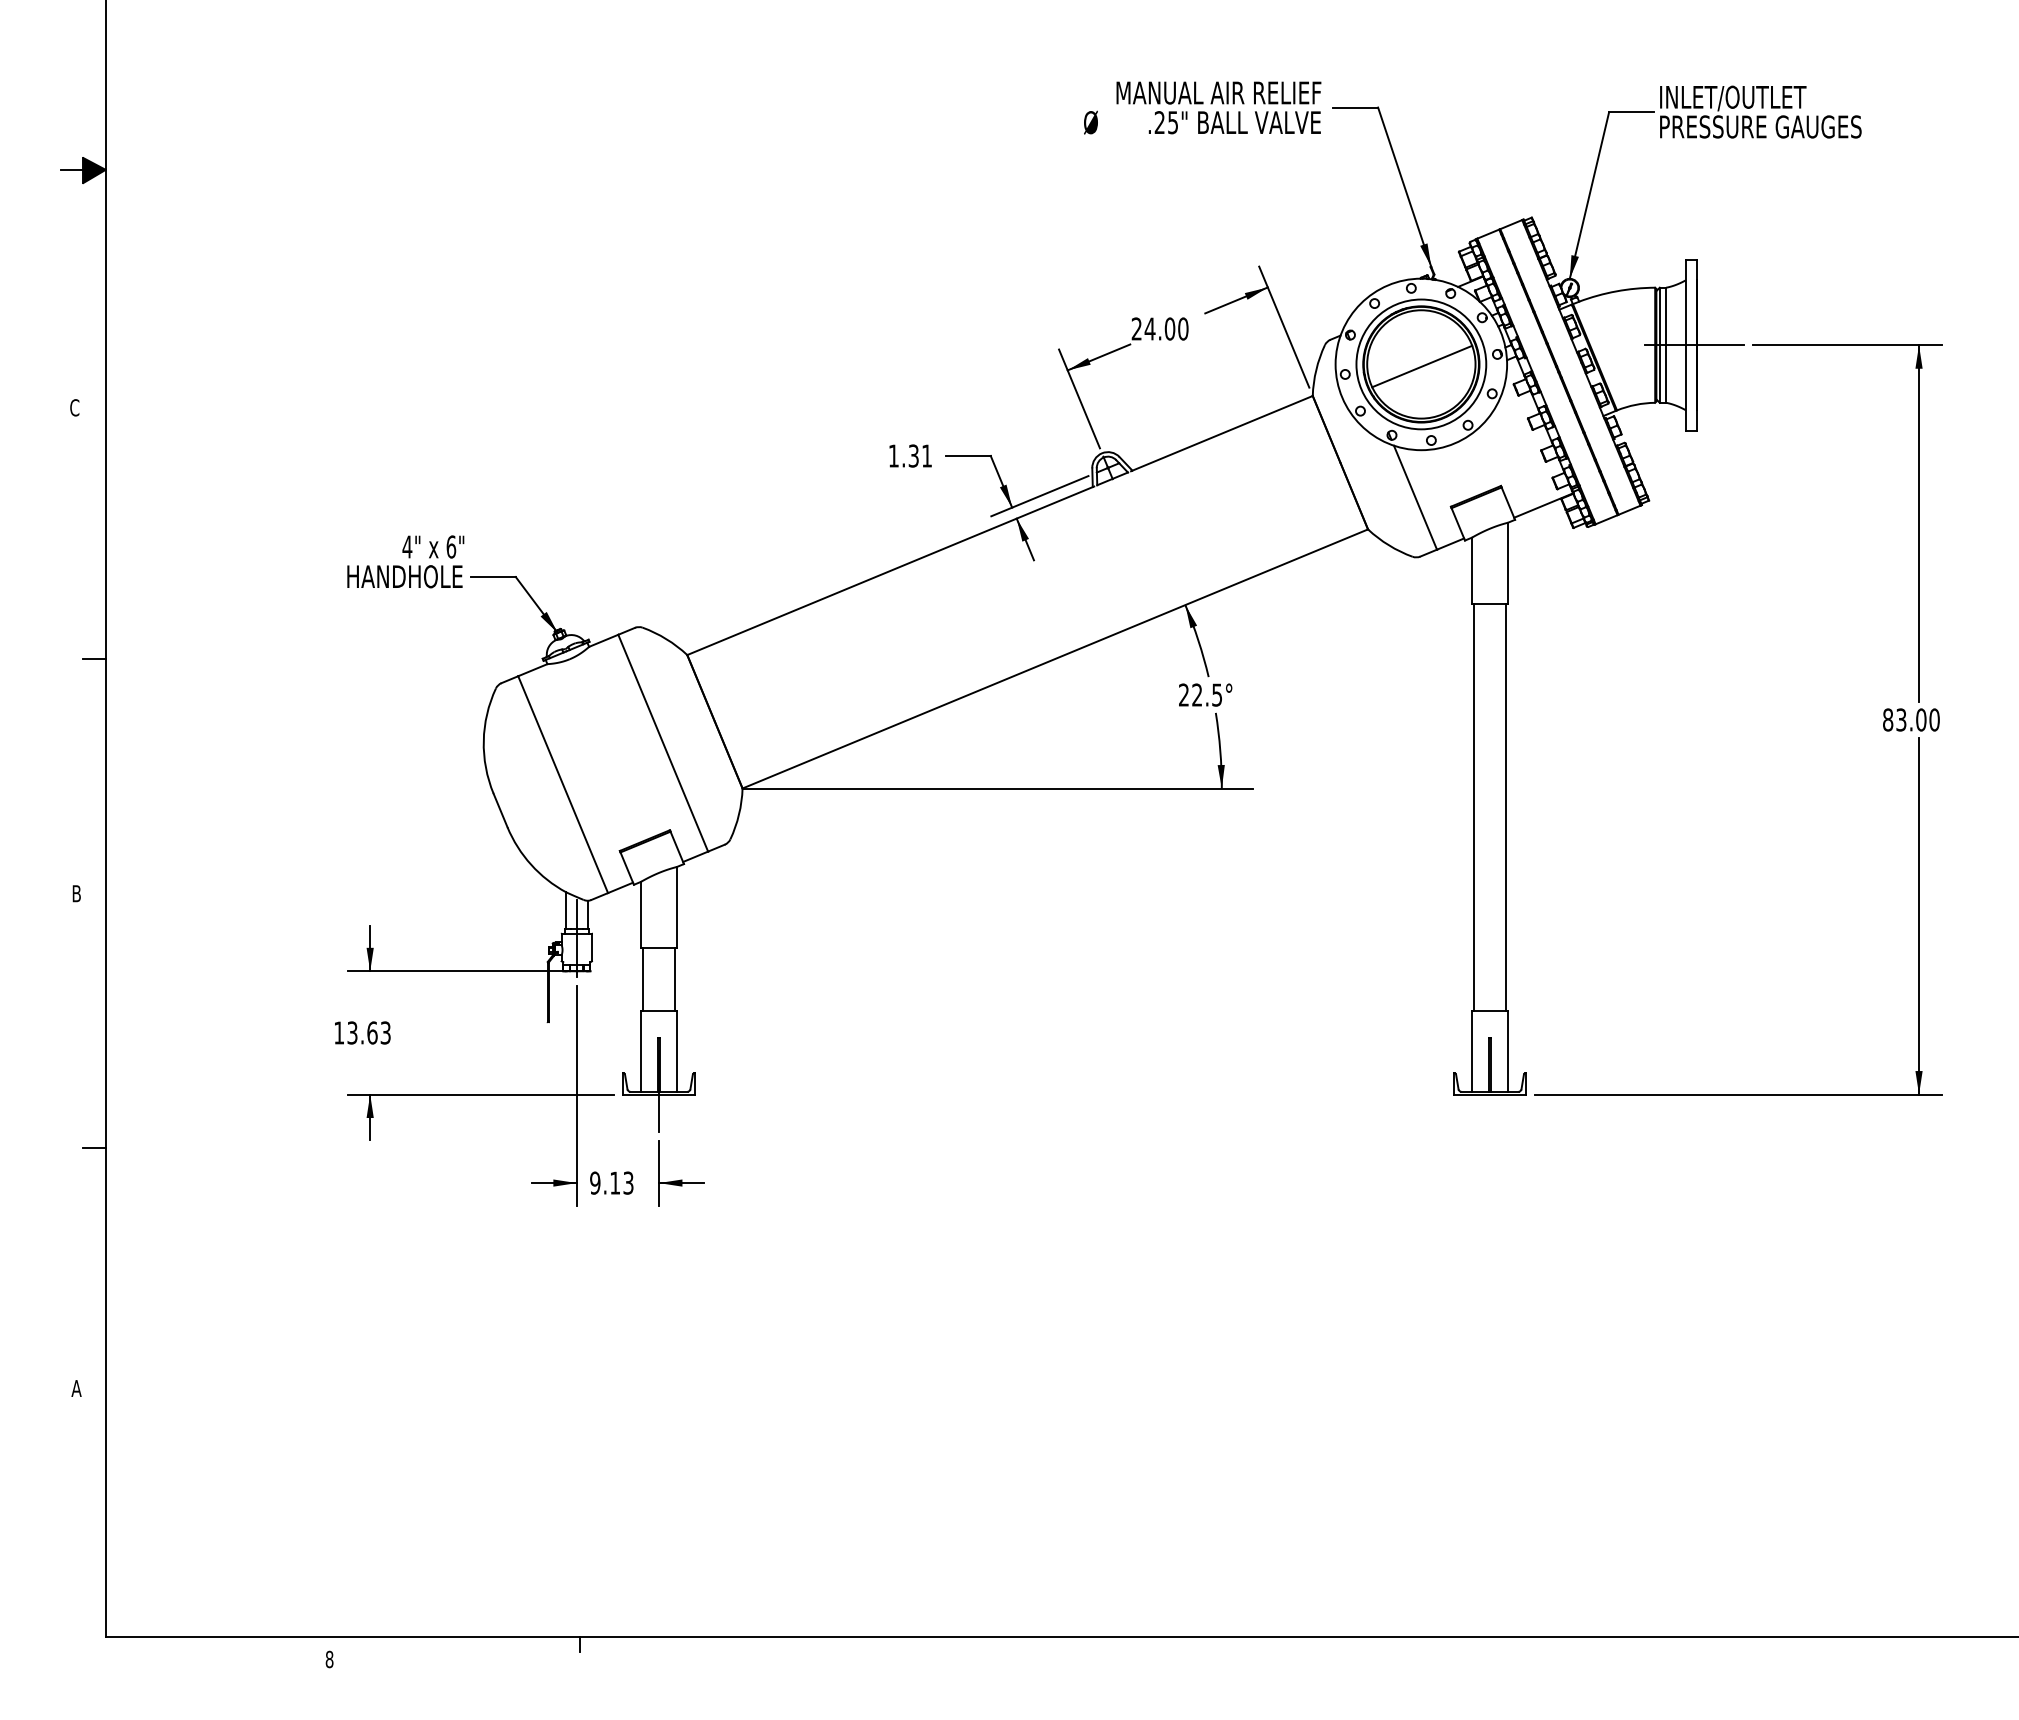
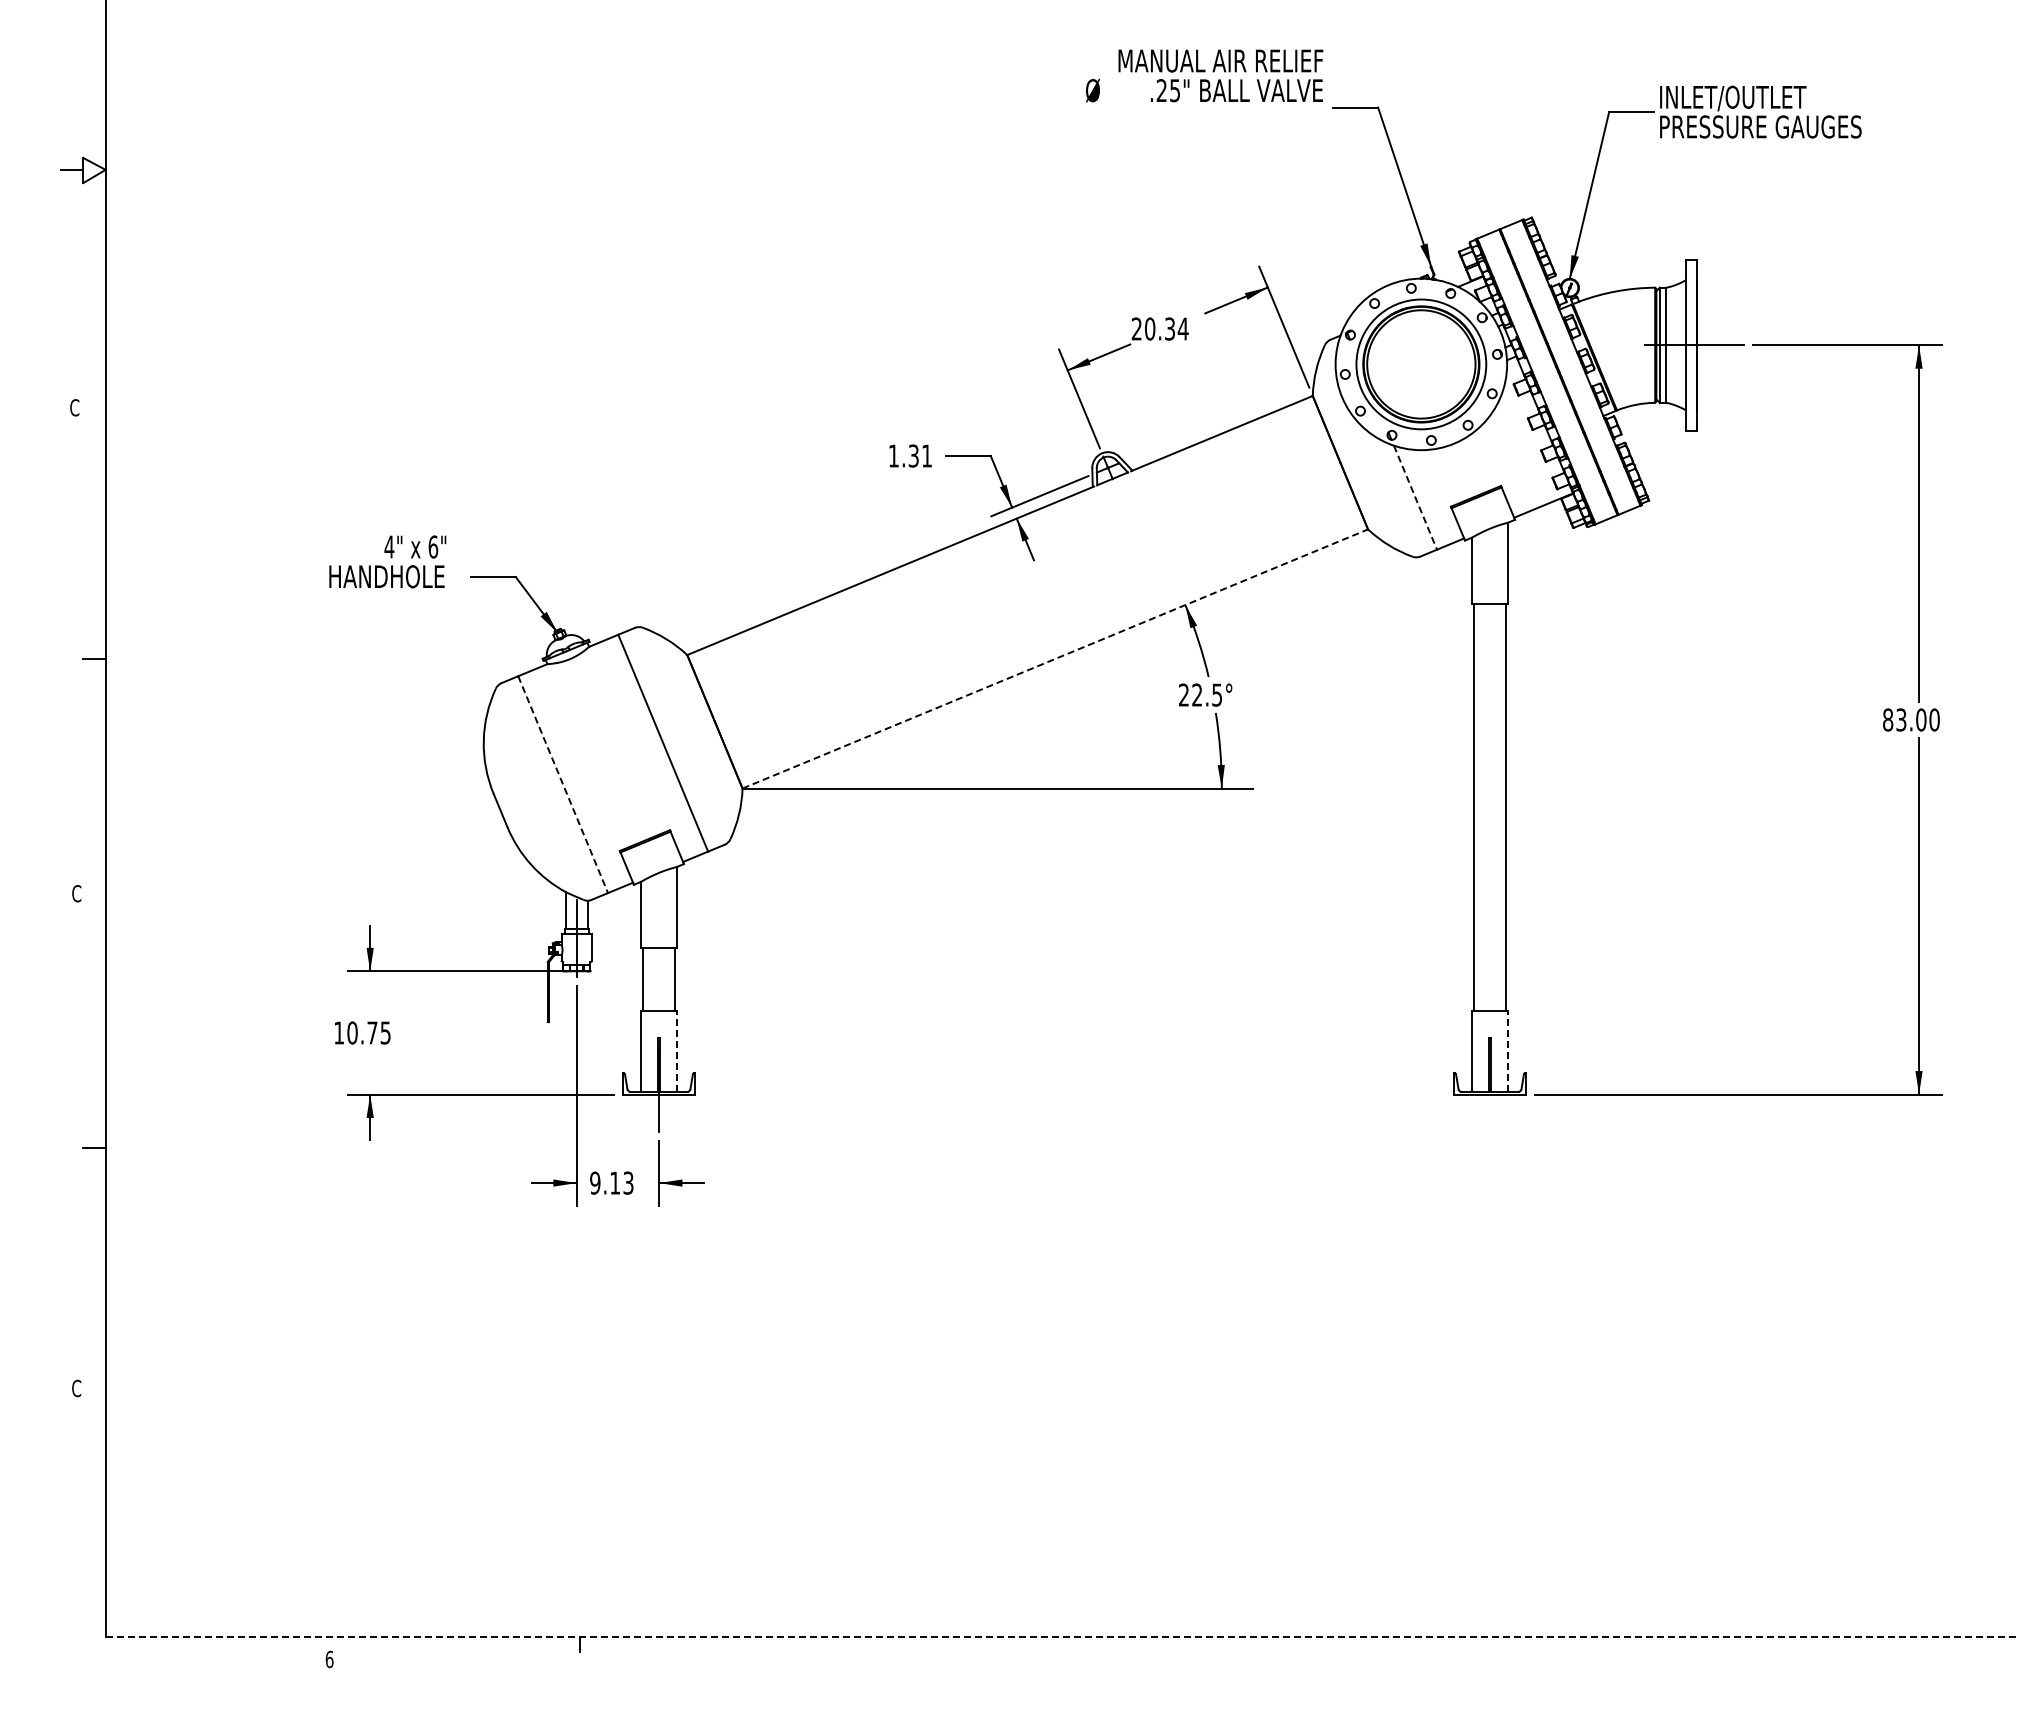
text position: (1202, 107) -> (1204, 75) (1204, 75)
fill: present -> none (94, 170)
text: 24.00 -> 20.34 (1166, 328)
line: present -> none (1422, 366)
line: solid -> dashed (1415, 498)
text position: (405, 561) -> (387, 561) (387, 561)
line: solid -> dashed (1055, 658)
line: solid -> dashed (563, 785)
text: B -> C (76, 893)
text: 13.63 -> 10.75 (368, 1032)
line: solid -> dashed (677, 1051)
line: solid -> dashed (1508, 1051)
text: A -> C (76, 1388)
line: solid -> dashed (1062, 1636)
text: 8 -> 6 (329, 1658)
